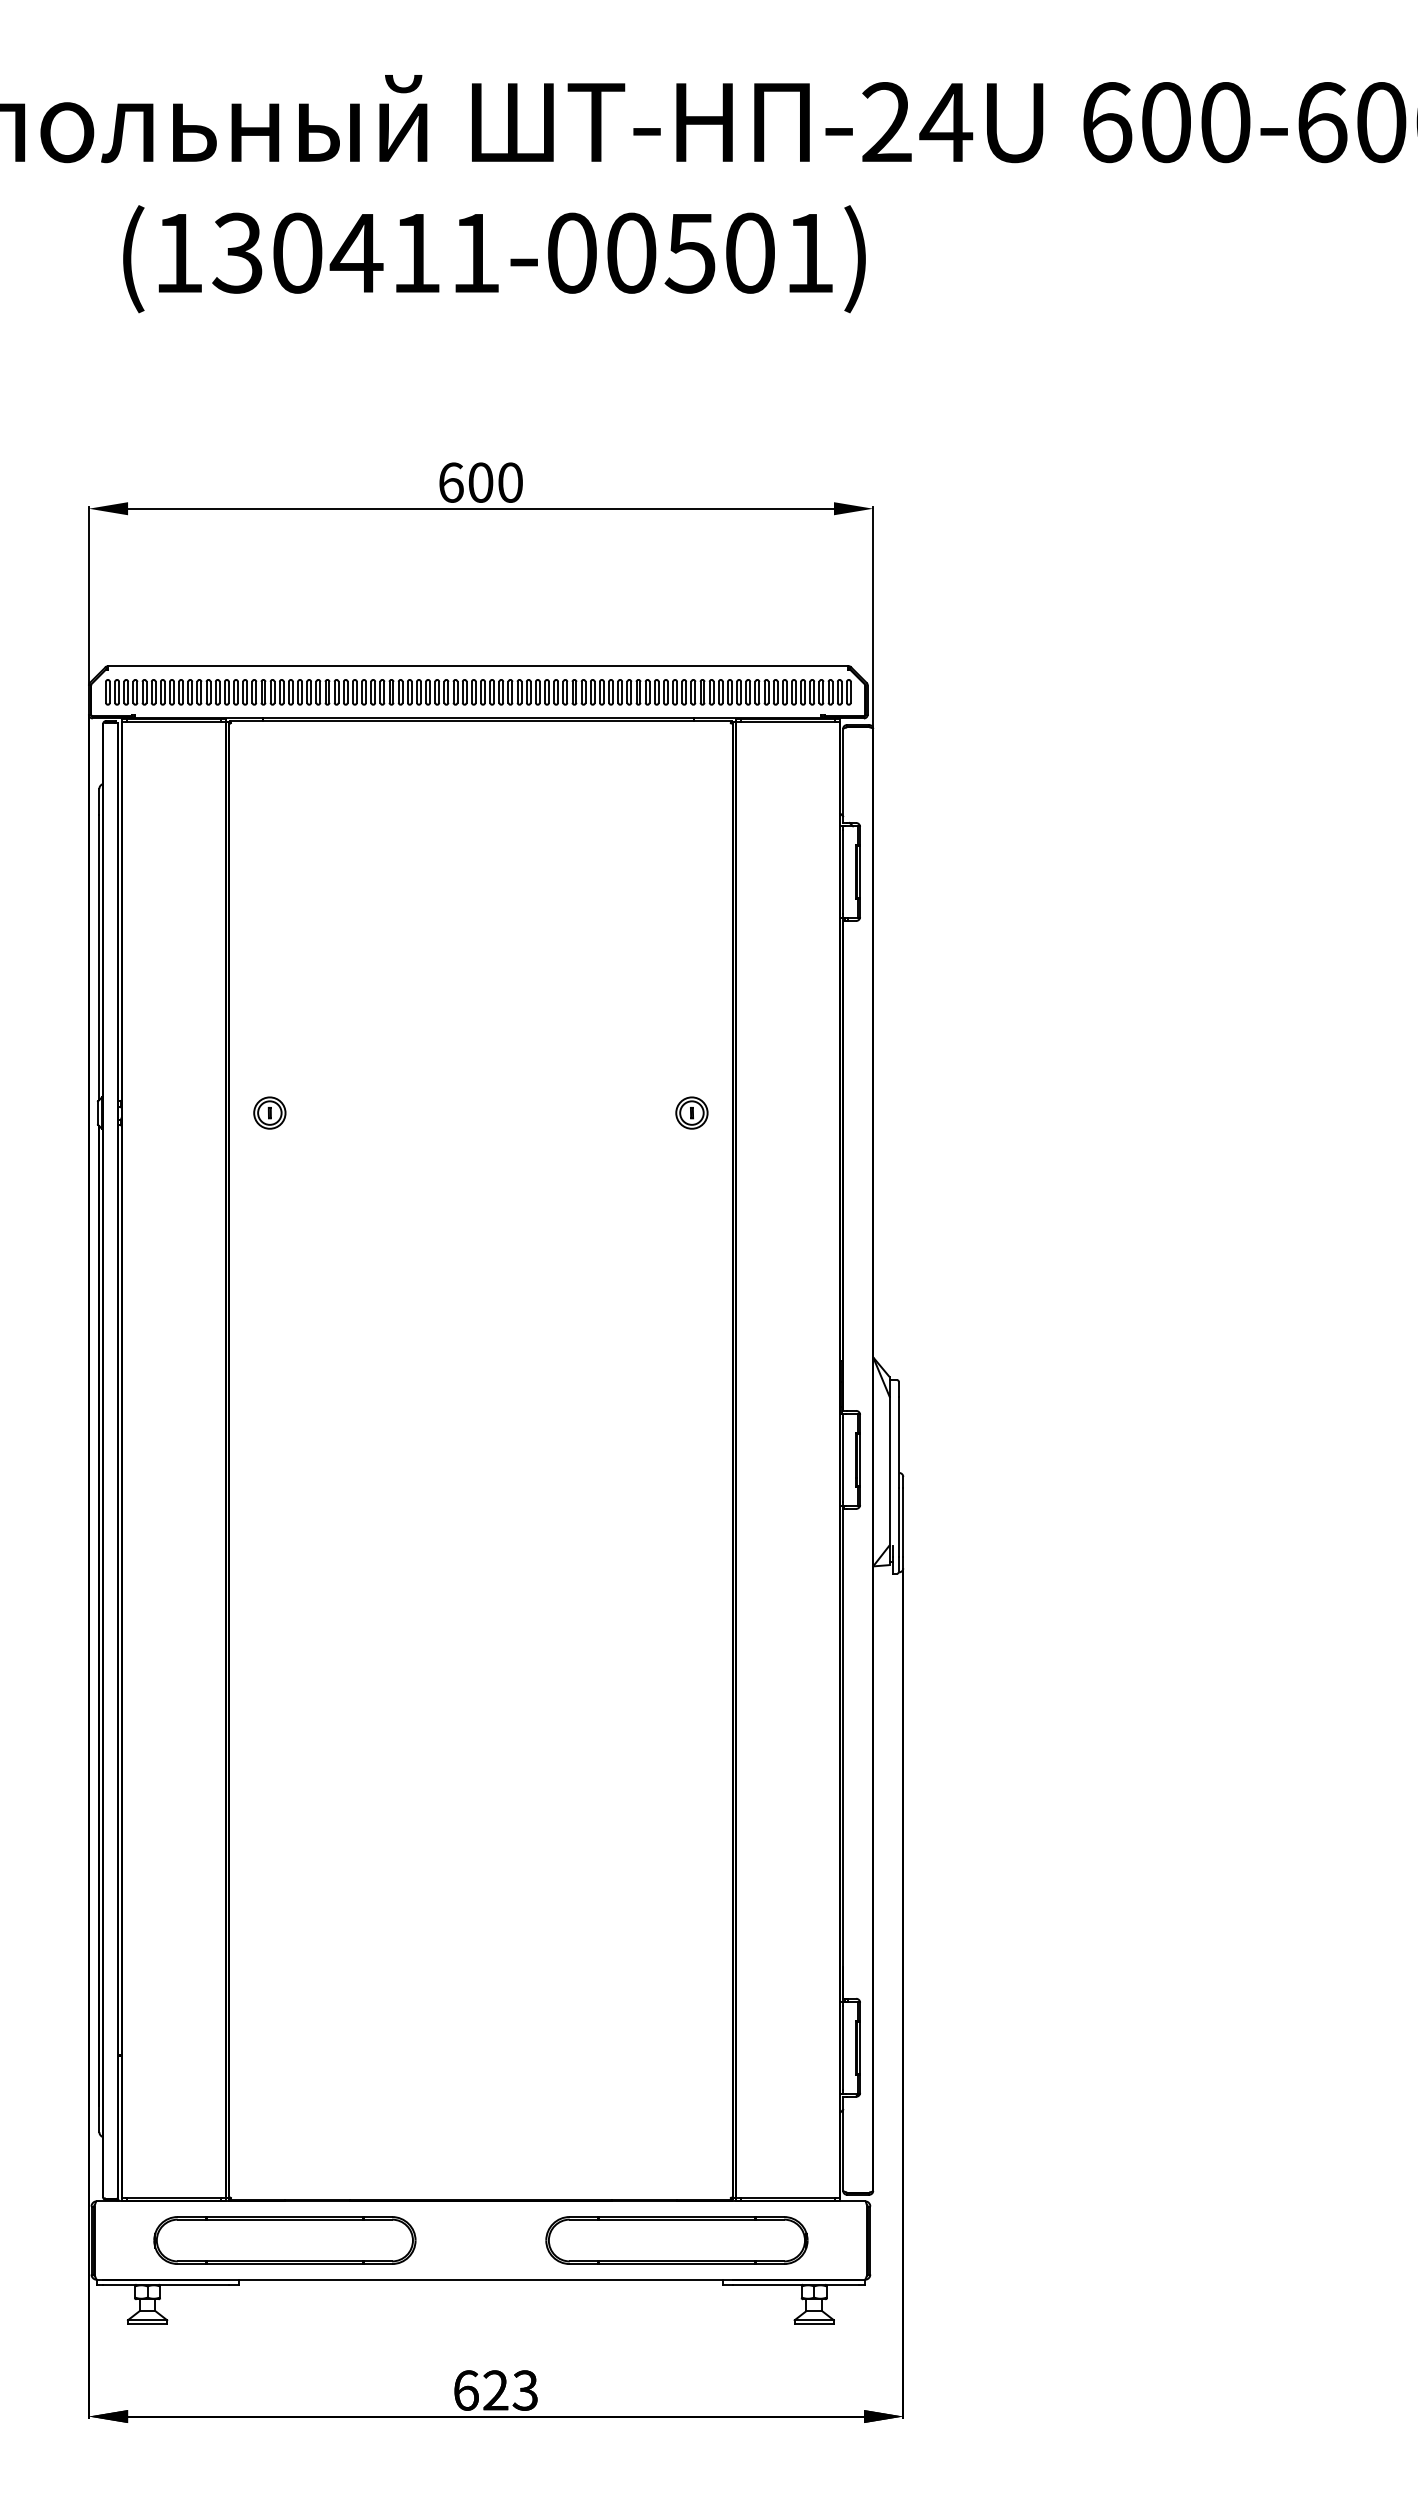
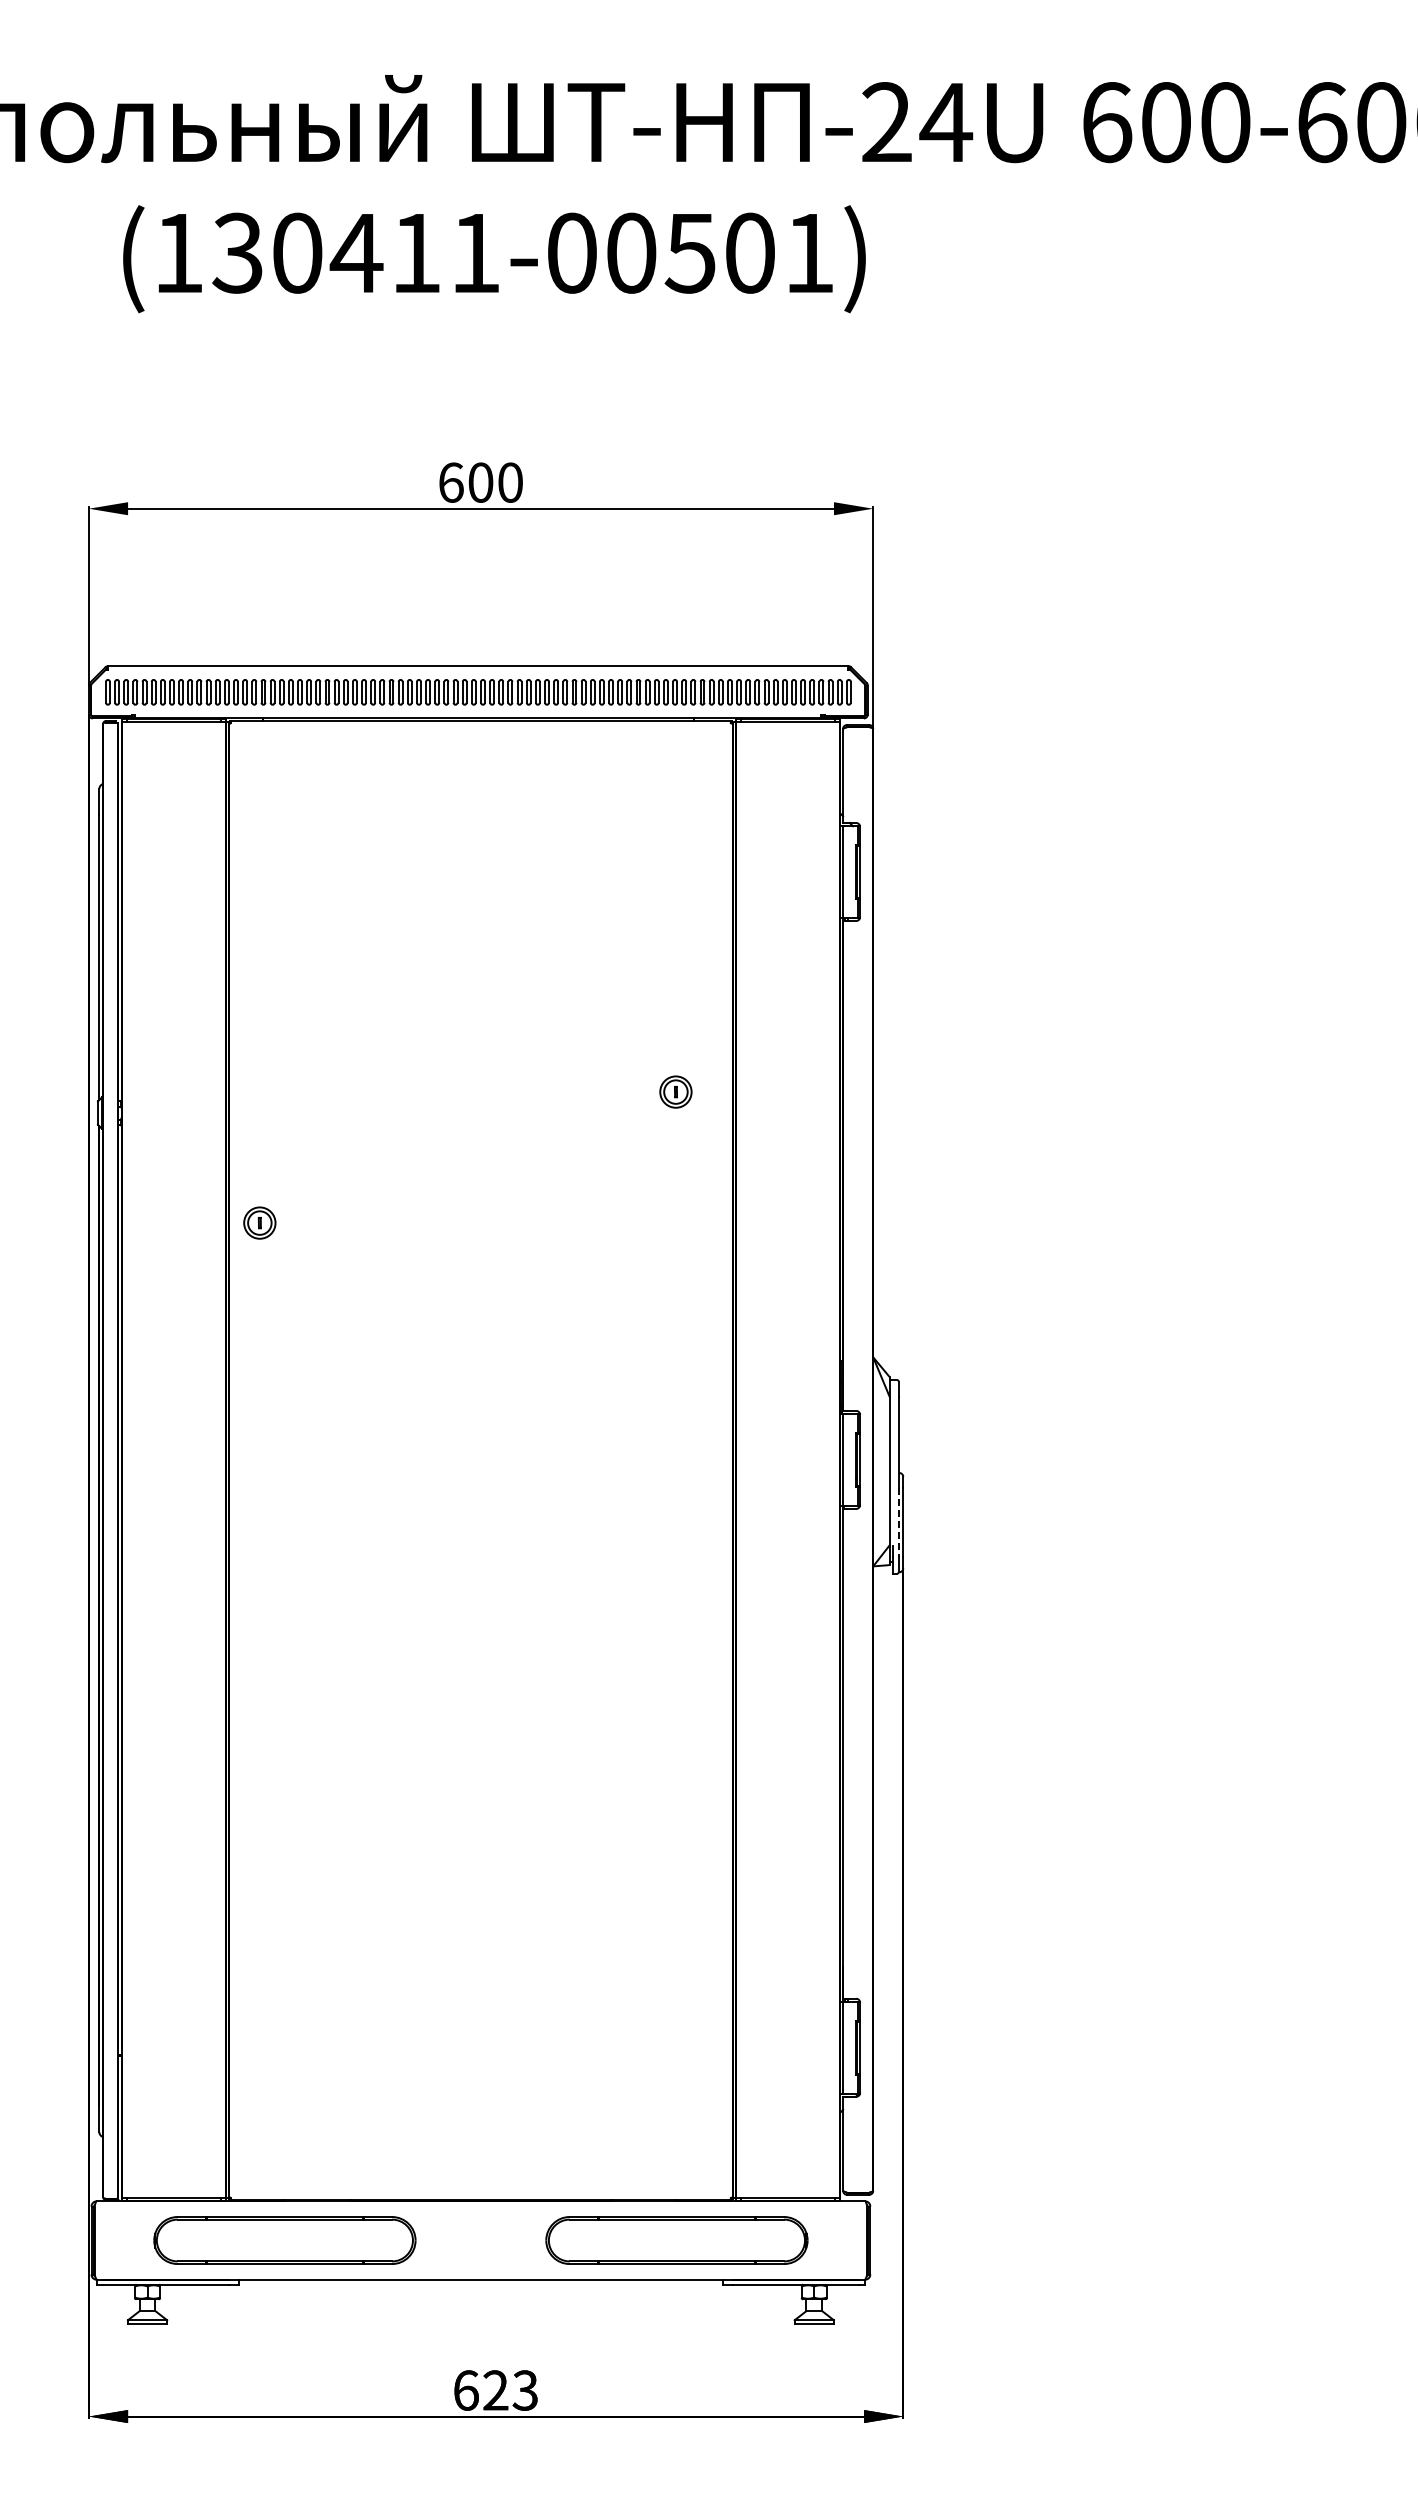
part position: (269, 1112) -> (259, 1222) (259, 1222)
part position: (691, 1112) -> (675, 1091) (675, 1091)
line: solid -> dashed (898, 1522)
